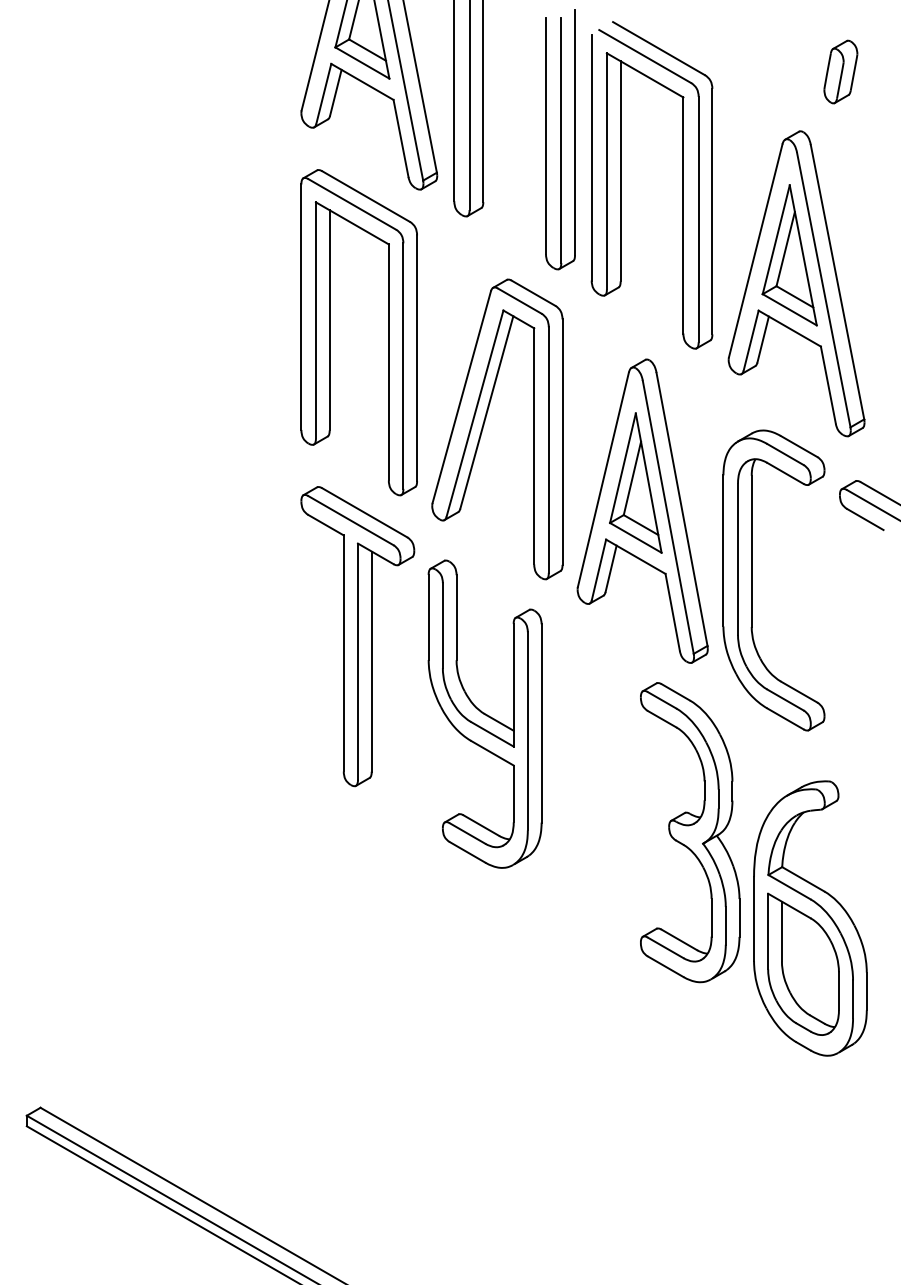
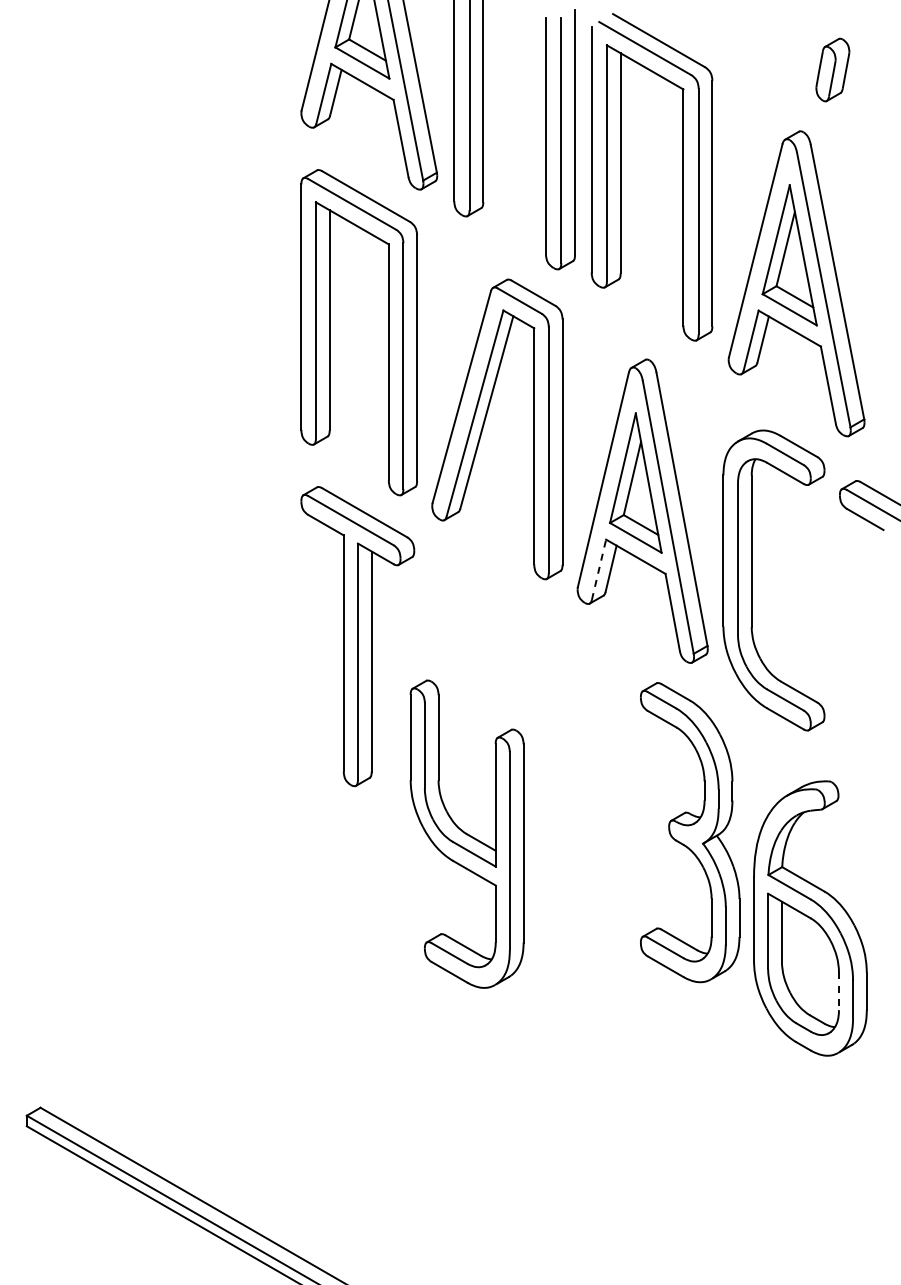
part position: (840, 71) -> (832, 69) (832, 69)
part position: (621, 185) -> (621, 177) (621, 177)
line: solid -> dashed (599, 569)
part position: (484, 713) -> (466, 833) (466, 833)
line: solid -> dashed (838, 991)
